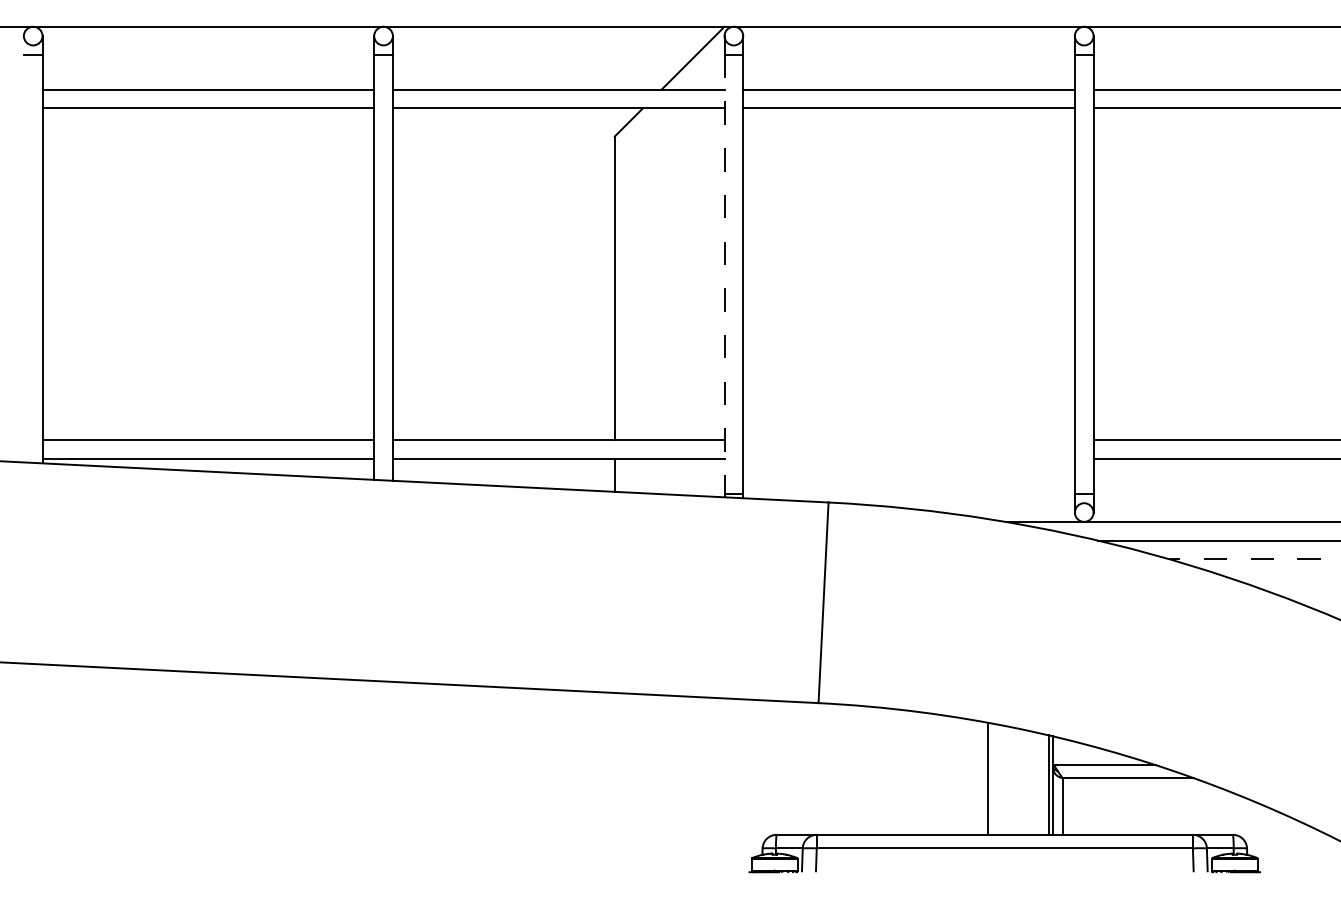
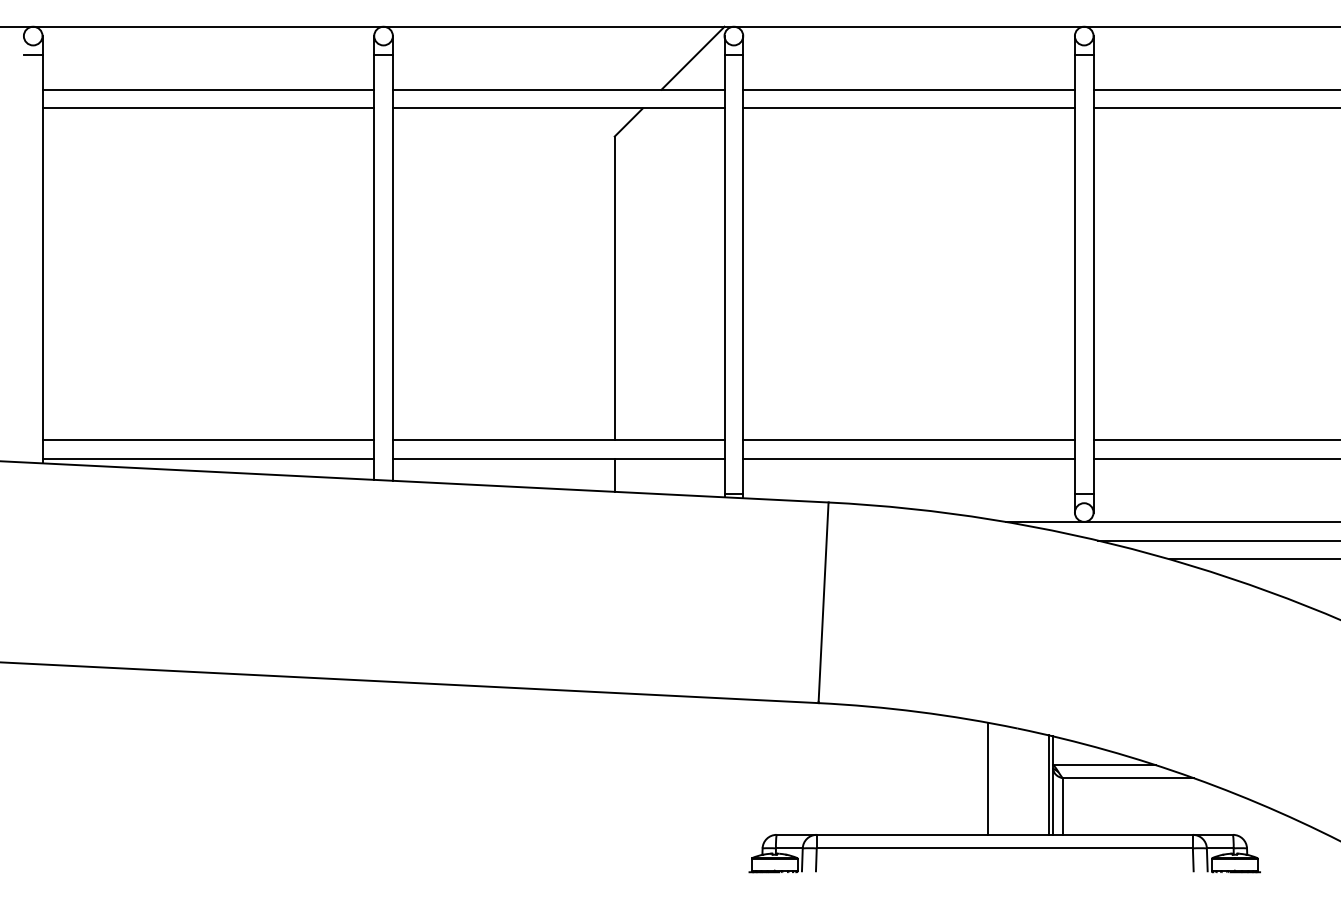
line: dashed -> solid (724, 274)
line: none -> present (908, 440)
line: none -> present (908, 458)
line: dashed -> solid (1254, 559)
